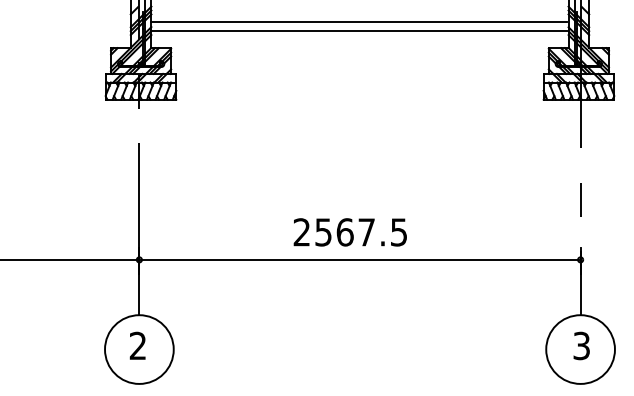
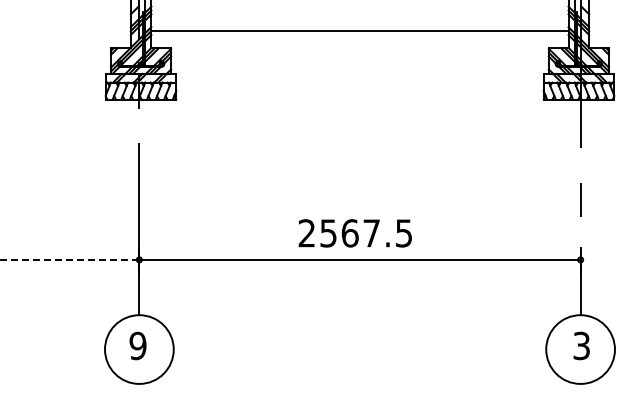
line: present -> none (358, 22)
text position: (349, 232) -> (354, 233) (354, 233)
line: solid -> dashed (69, 259)
text: 2 -> 9 (137, 345)
